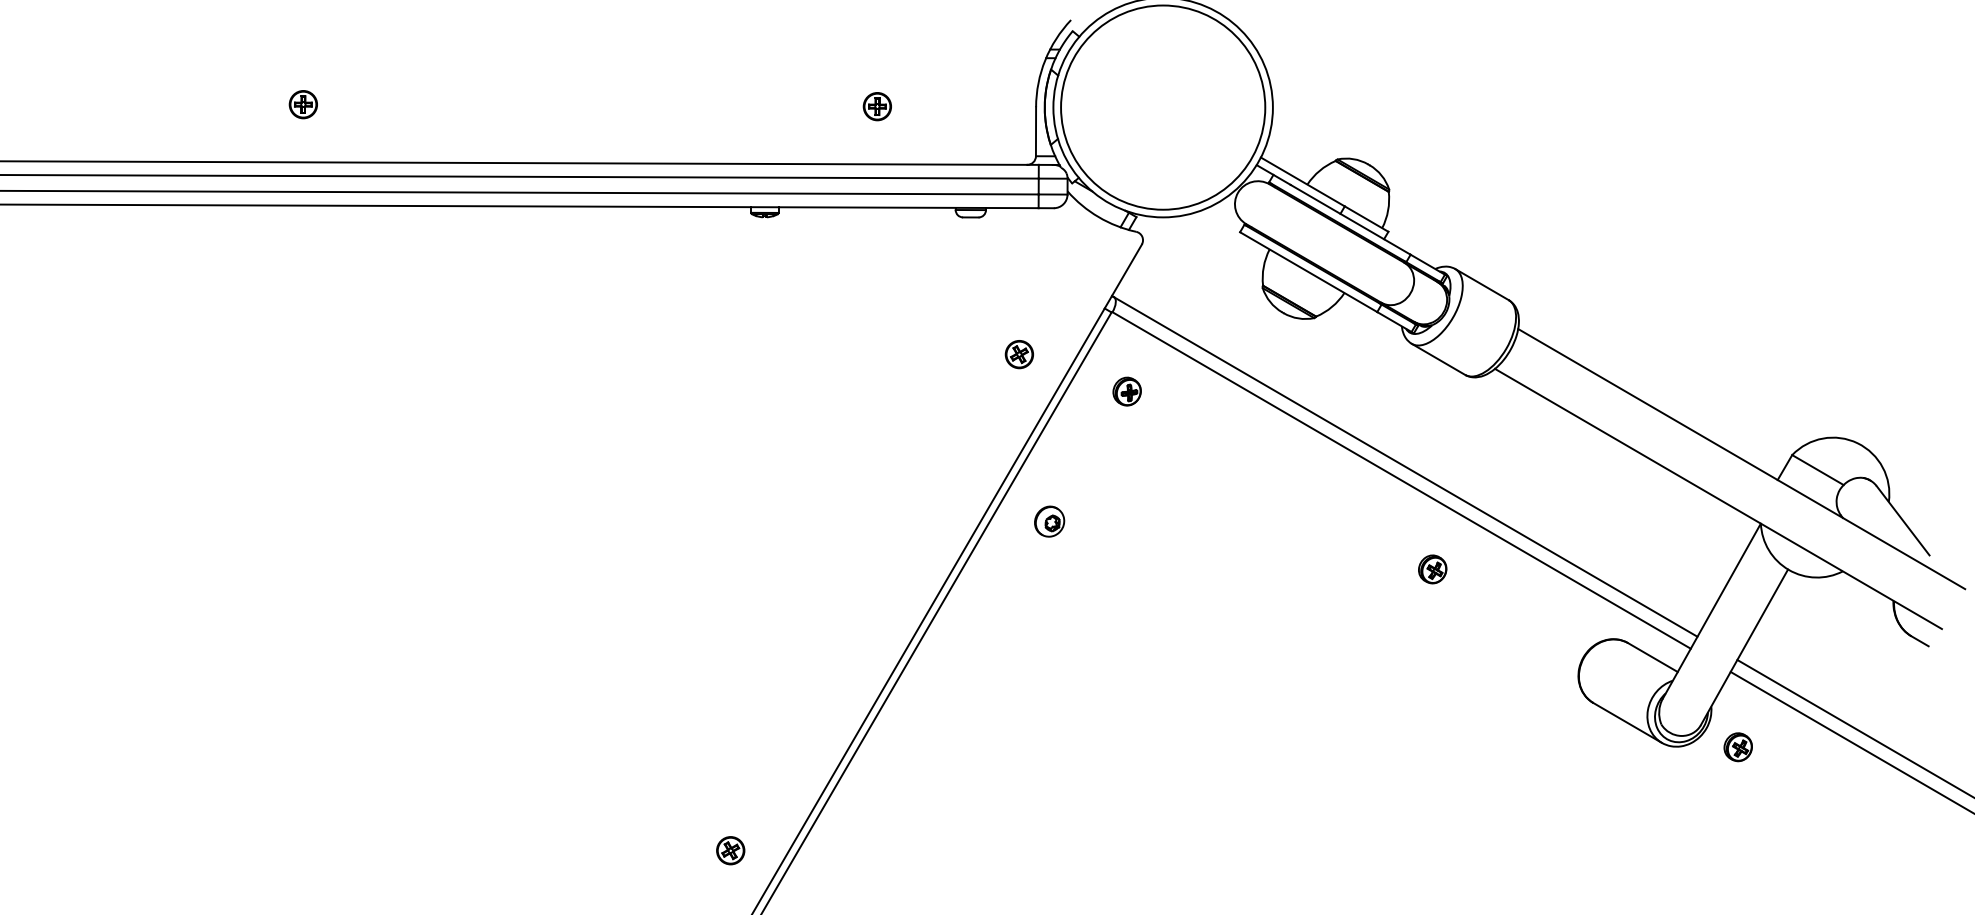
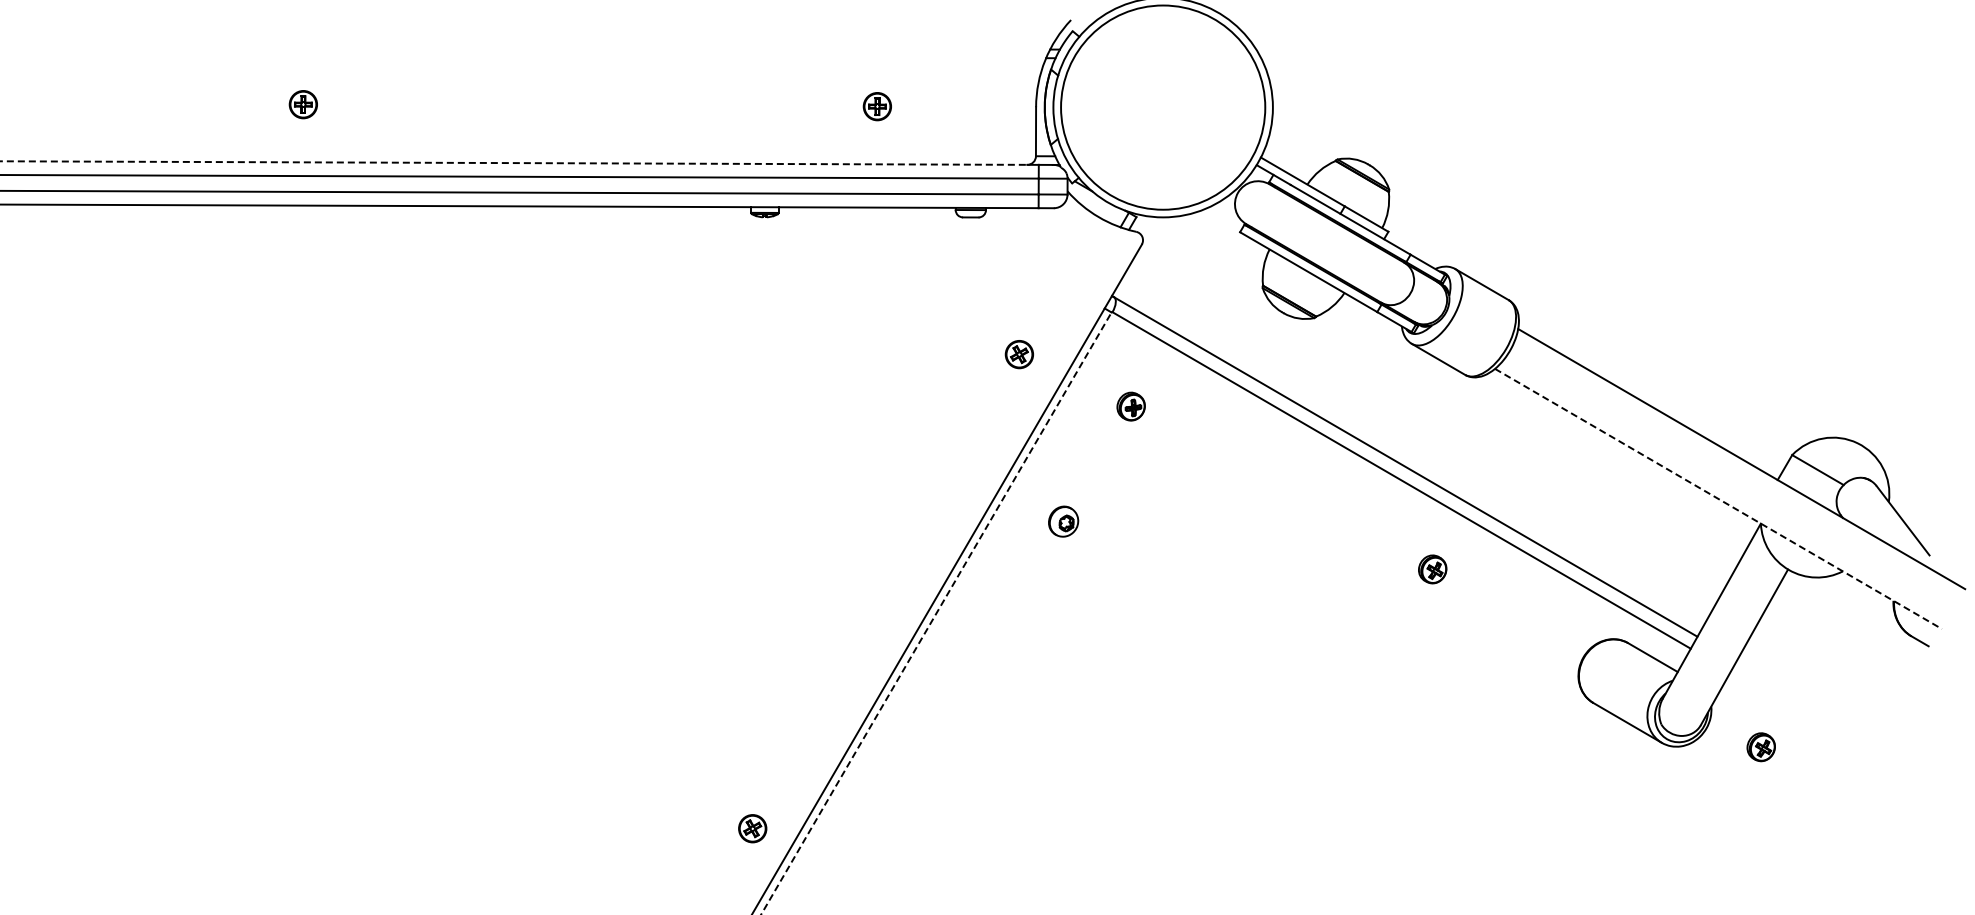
line: solid -> dashed (514, 163)
part position: (1126, 391) -> (1130, 406) (1130, 406)
line: solid -> dashed (1718, 498)
part position: (1049, 521) -> (1063, 521) (1063, 521)
line: solid -> dashed (936, 613)
line: present -> none (1854, 727)
line: present -> none (1850, 741)
part position: (1737, 747) -> (1760, 747) (1760, 747)
part position: (730, 850) -> (752, 828) (752, 828)
